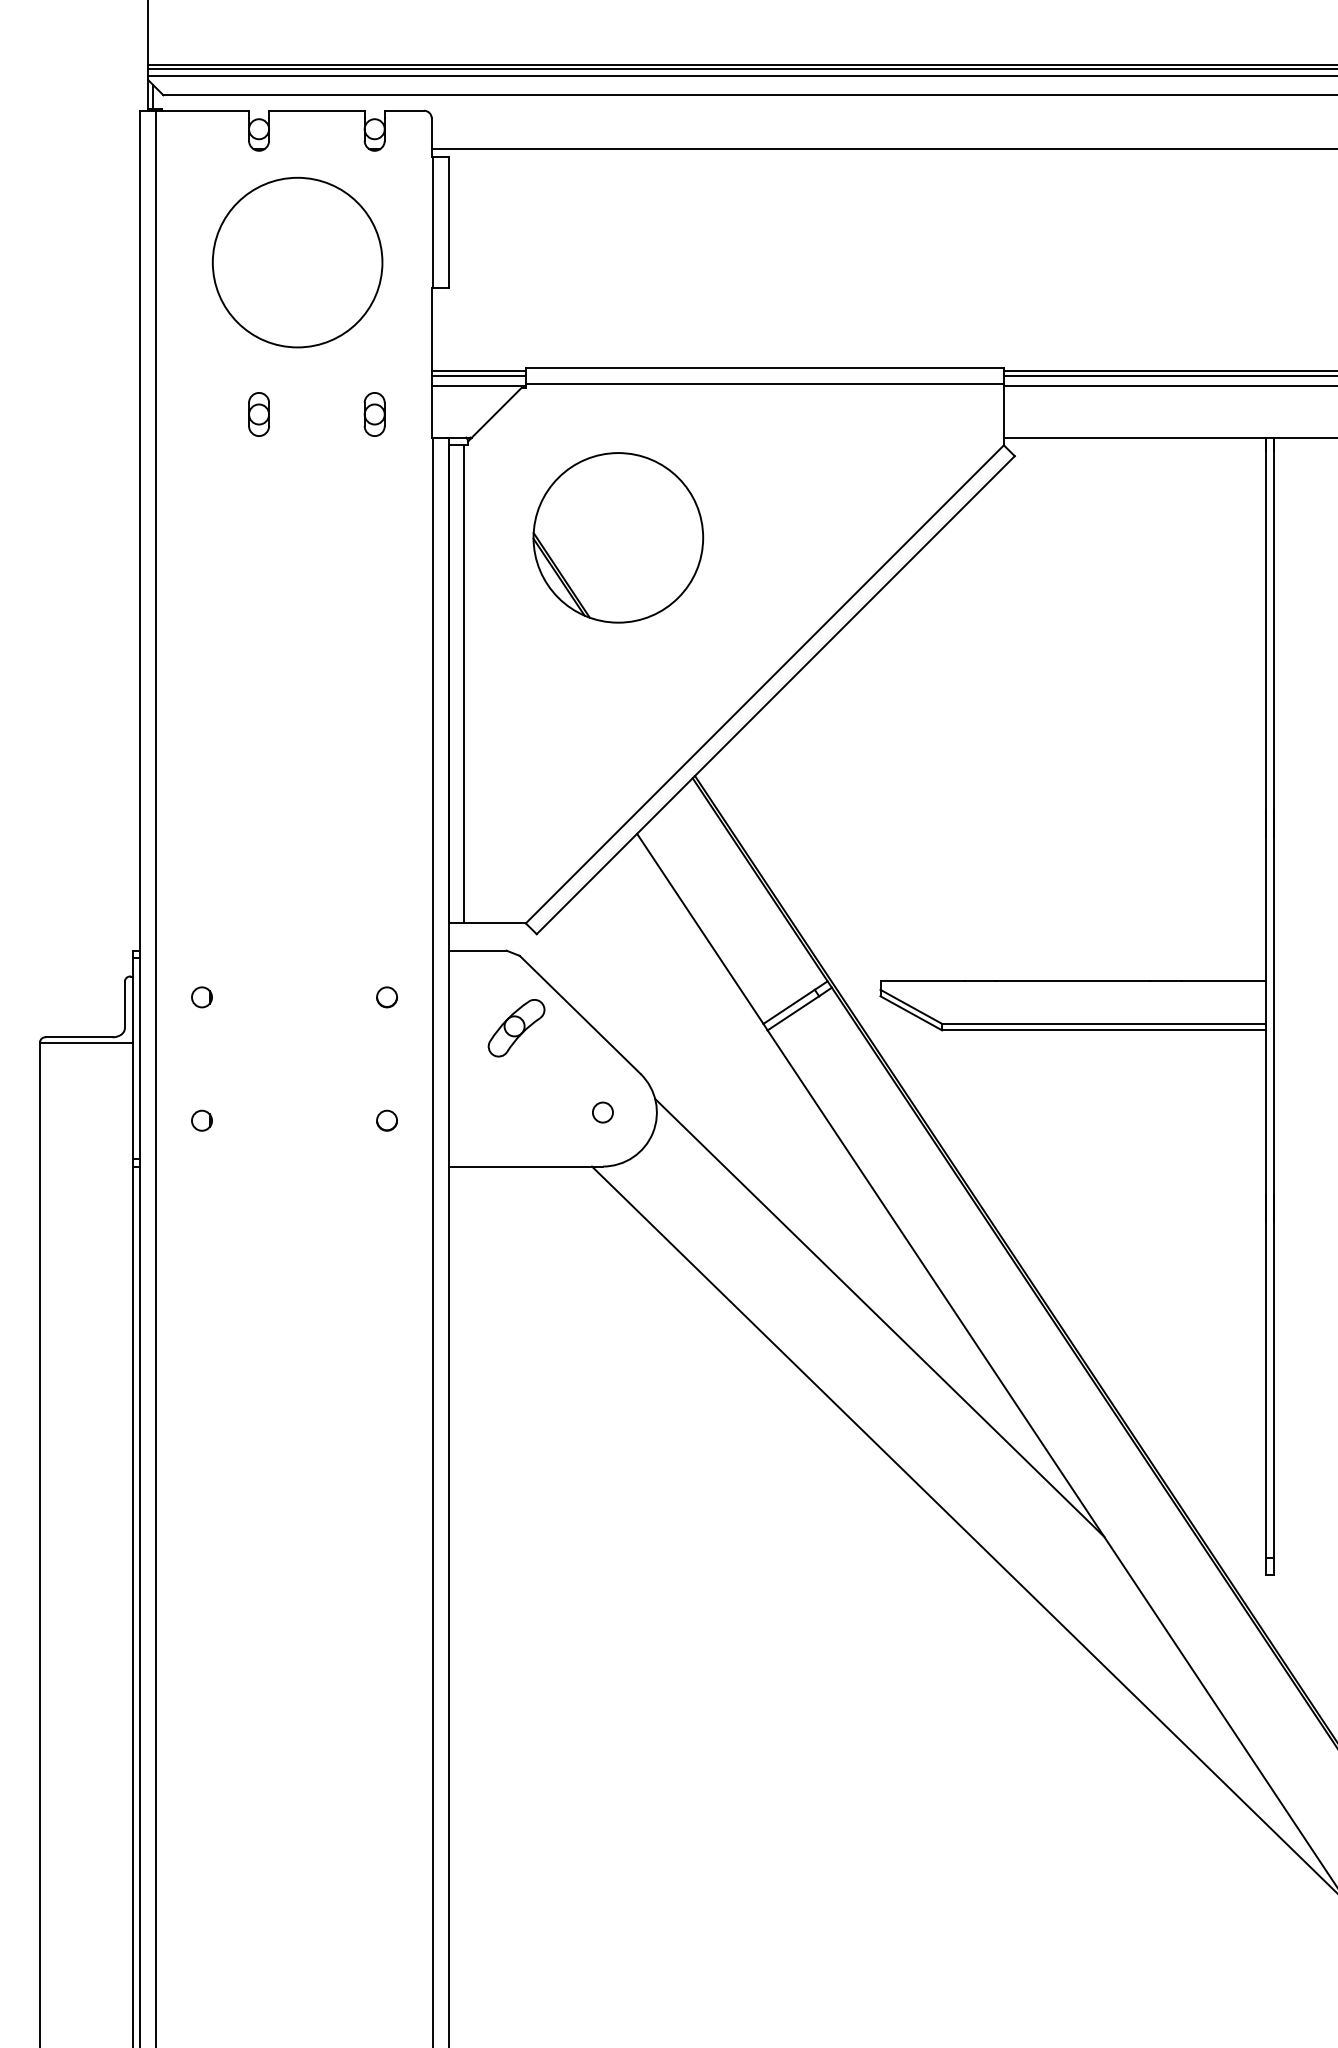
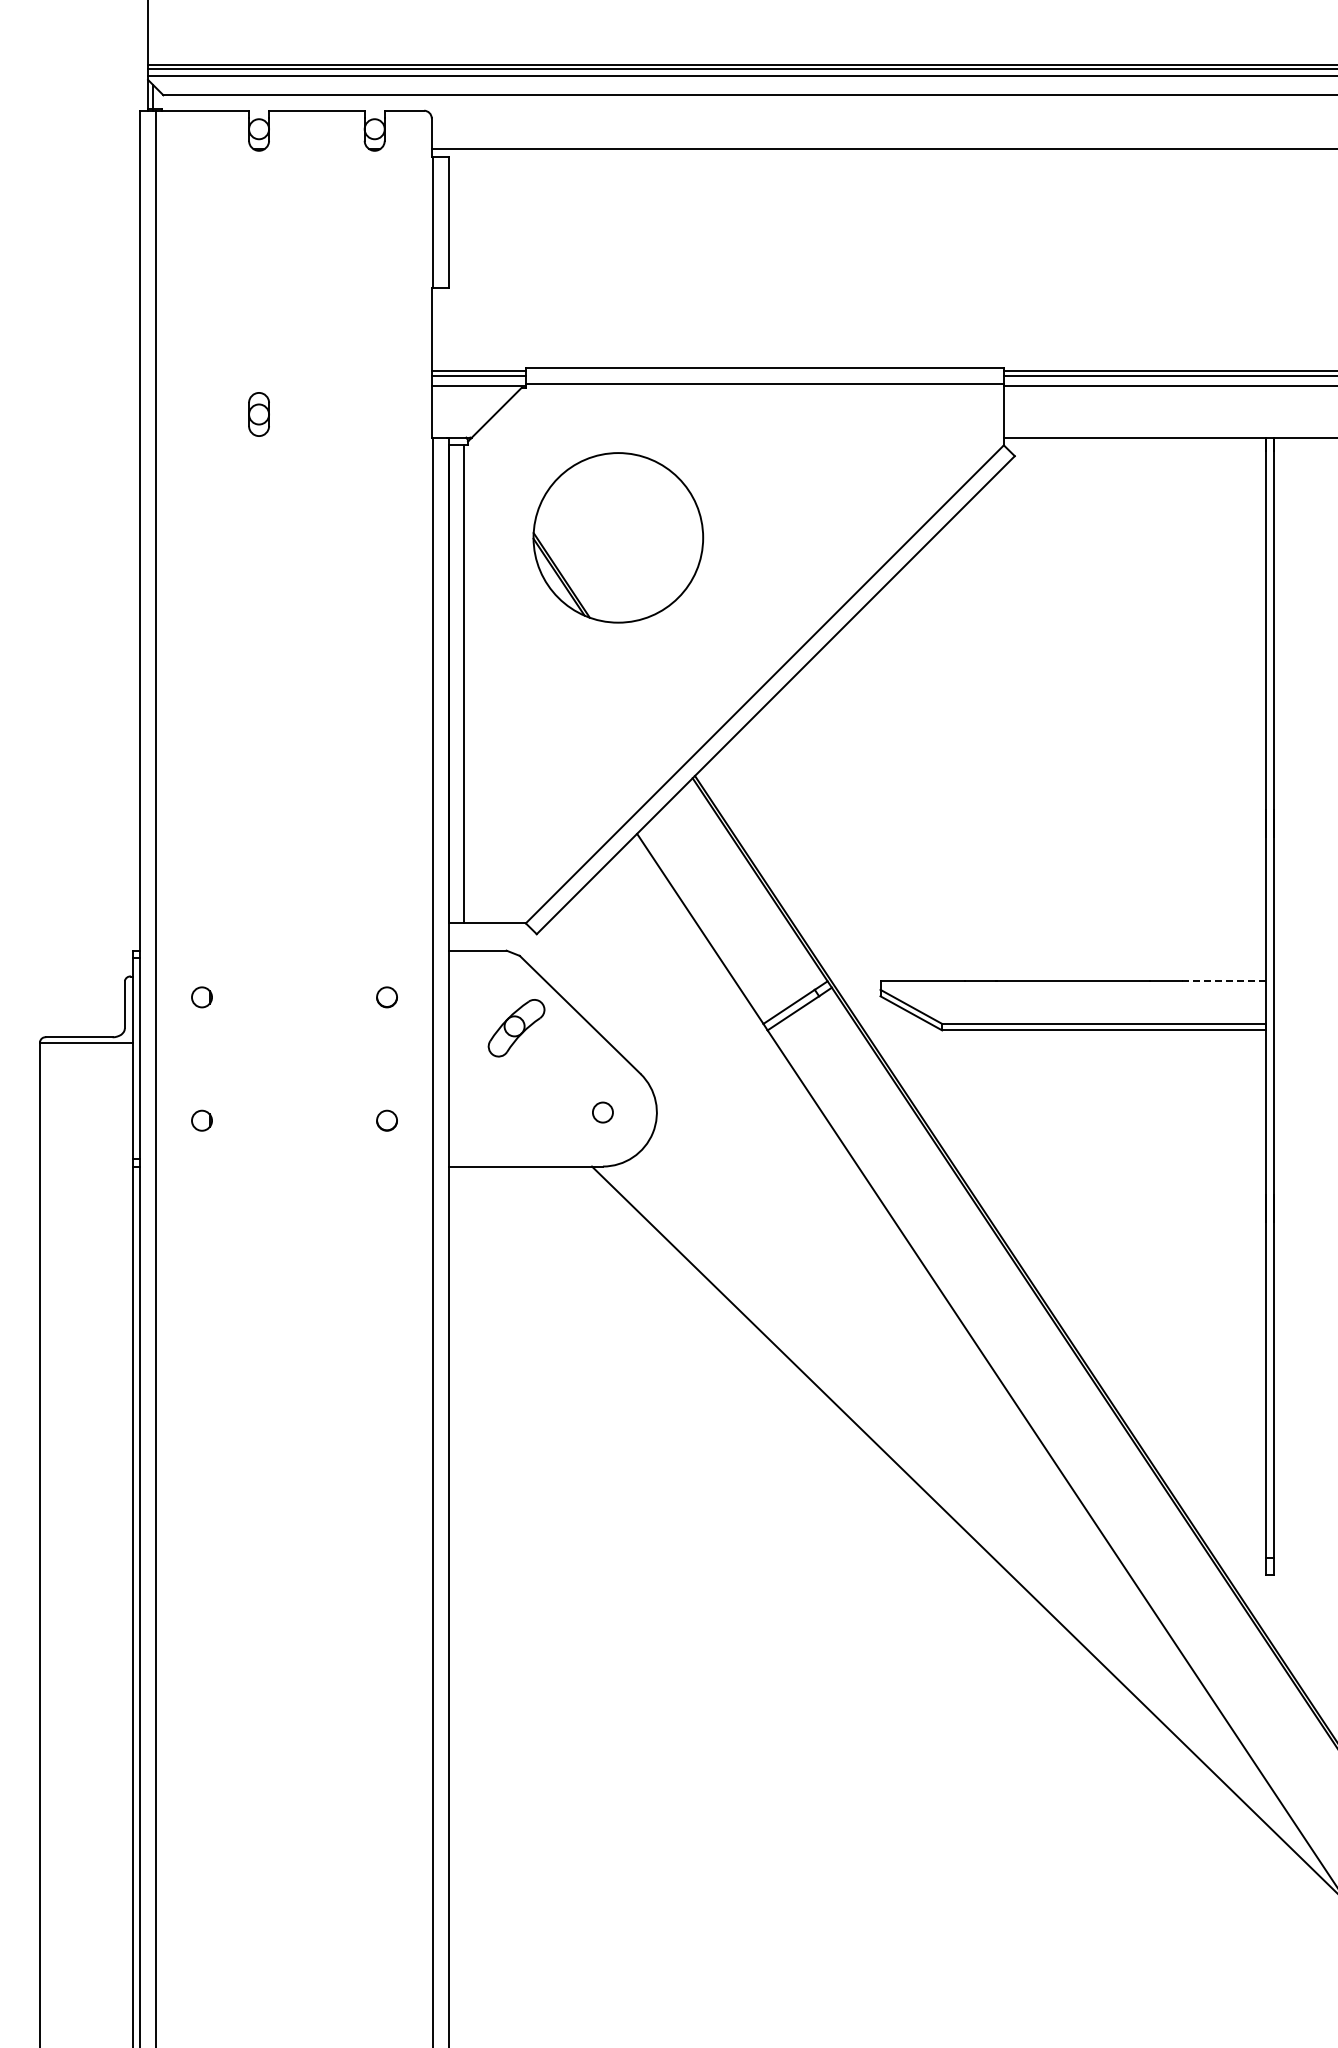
circle: present -> none (297, 262)
part: present -> none (374, 414)
line: solid -> dashed (1223, 981)
line: present -> none (879, 1317)
